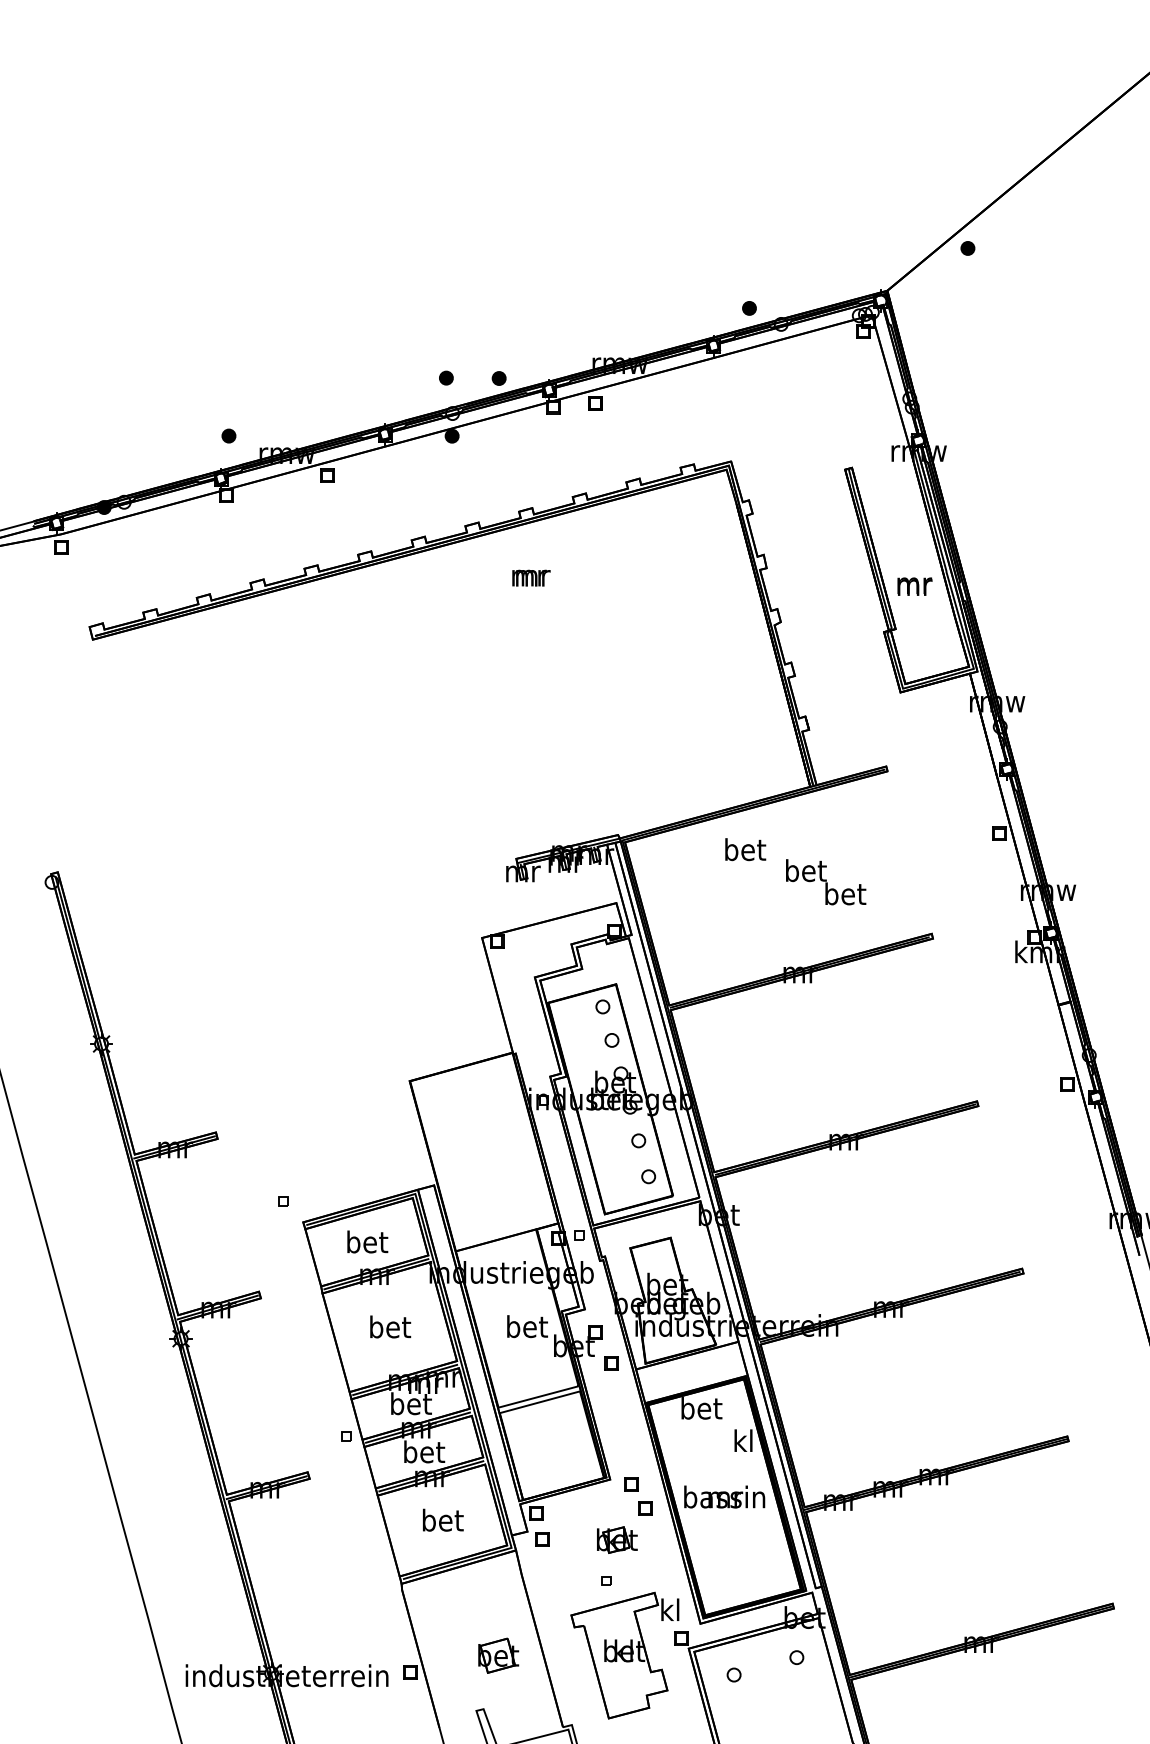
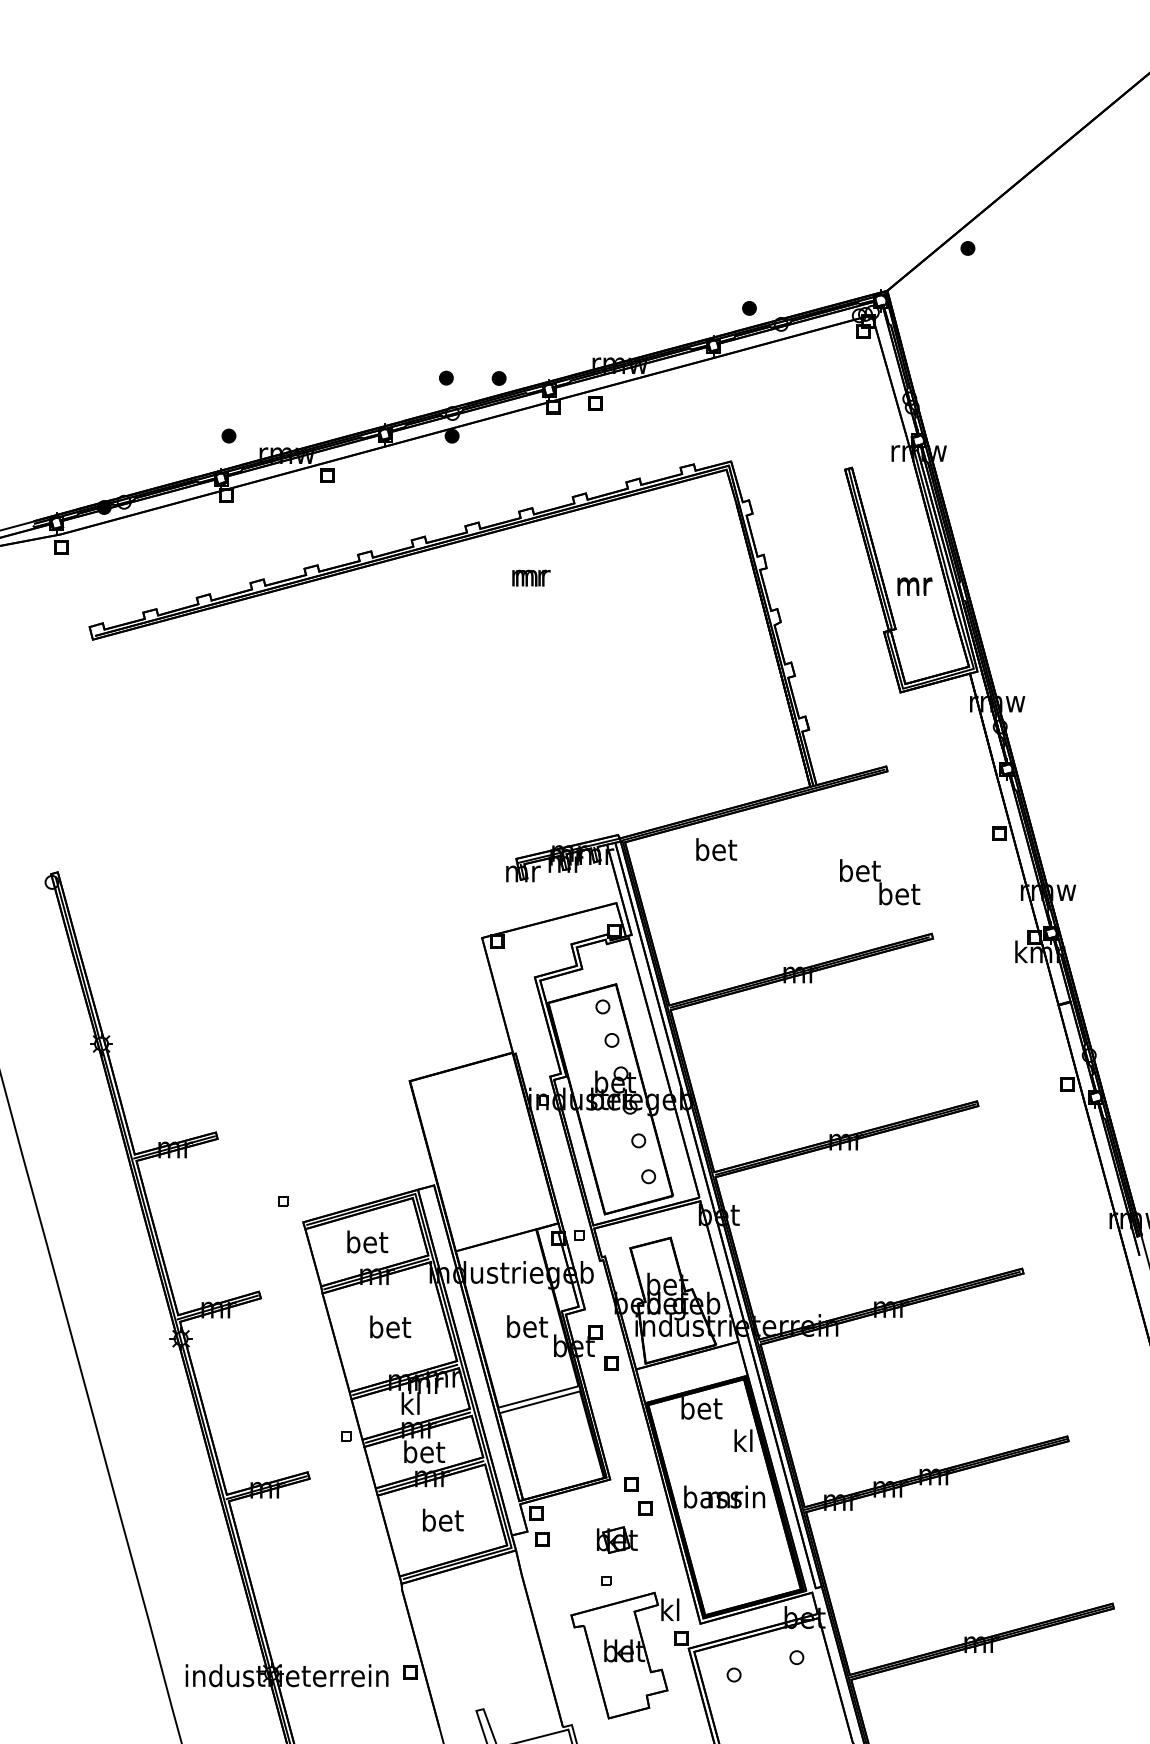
text position: (745, 849) -> (716, 849) (716, 849)
text position: (826, 882) -> (880, 882) (880, 882)
text: bet -> kl (411, 1403)
part: present -> none (498, 1655)
